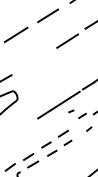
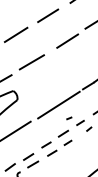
line: none -> present (31, 62)
part position: (77, 113) -> (75, 120) (75, 120)
line: none -> present (16, 130)
